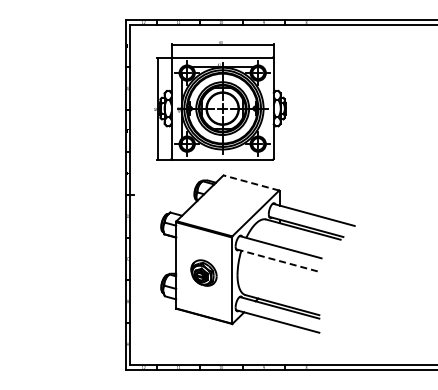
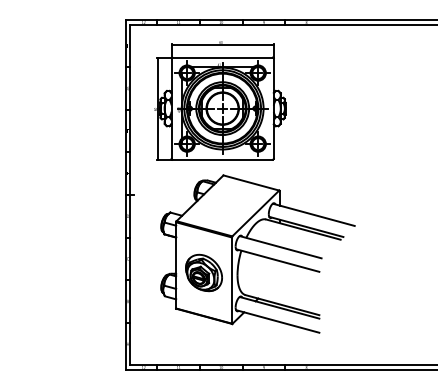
line: dashed -> solid (251, 183)
line: dashed -> solid (278, 260)
part size: 28x28 px -> 38x40 px (203, 272)
